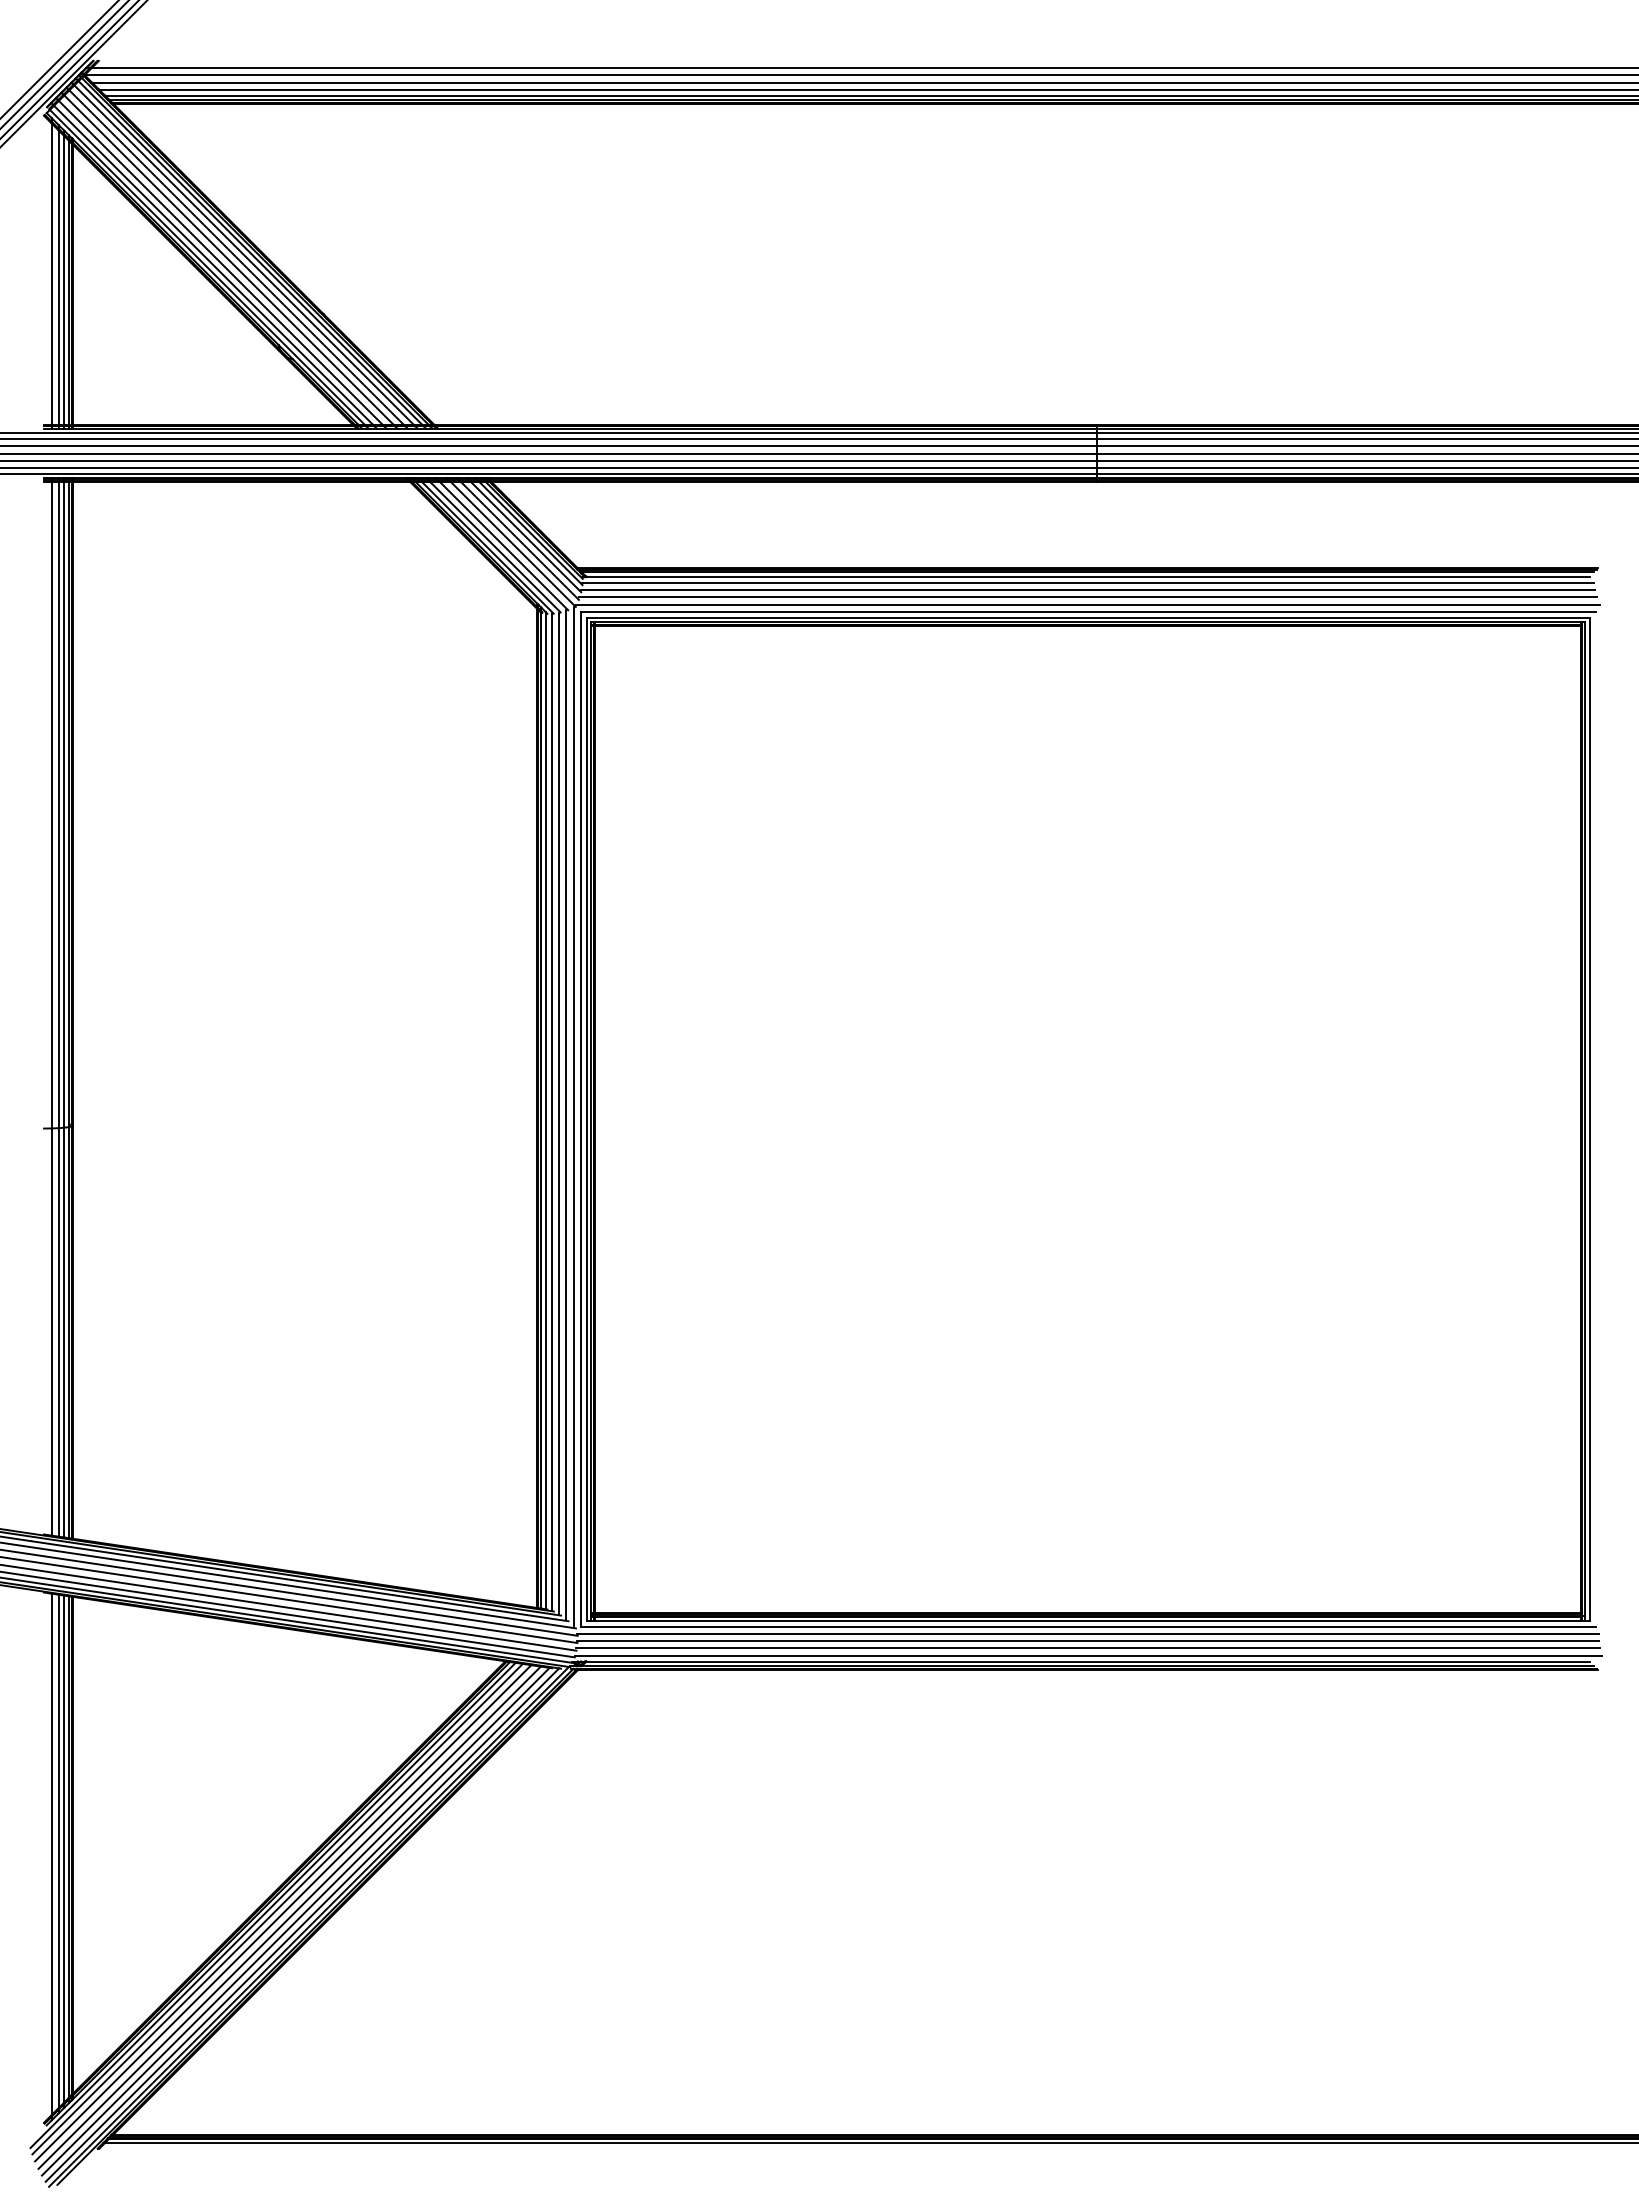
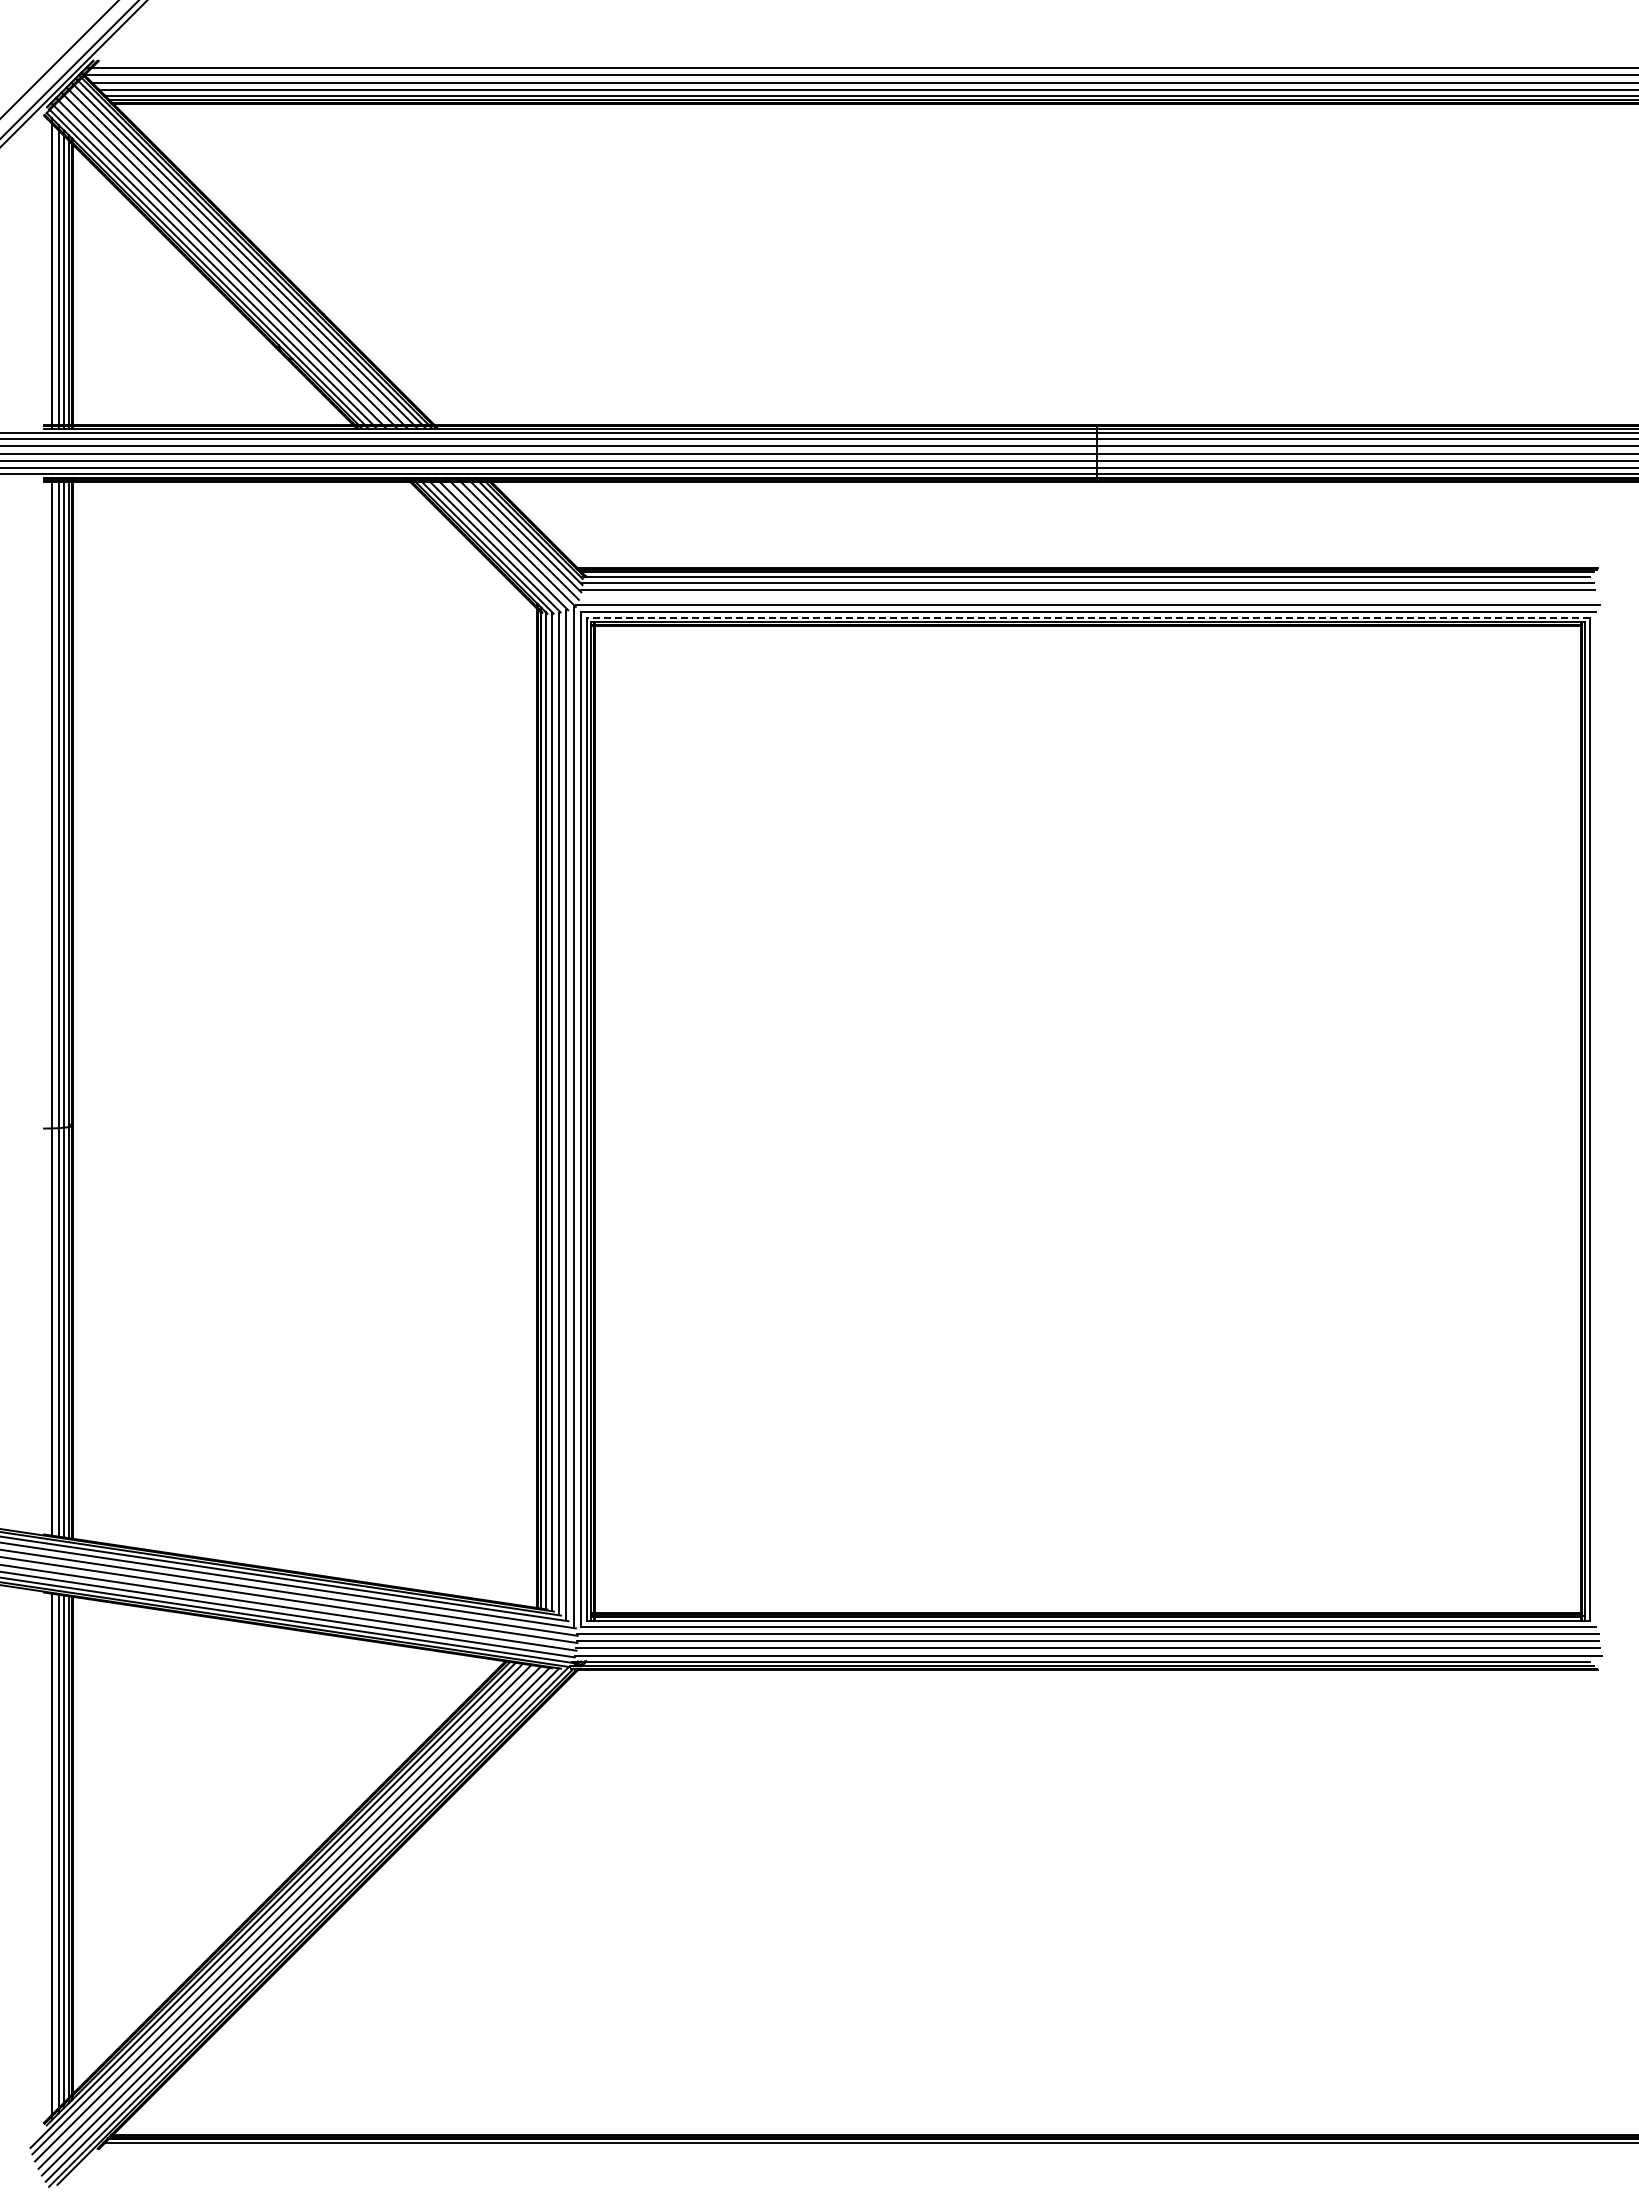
line: present -> none (64, 64)
line: present -> none (1087, 597)
line: solid -> dashed (1088, 617)
